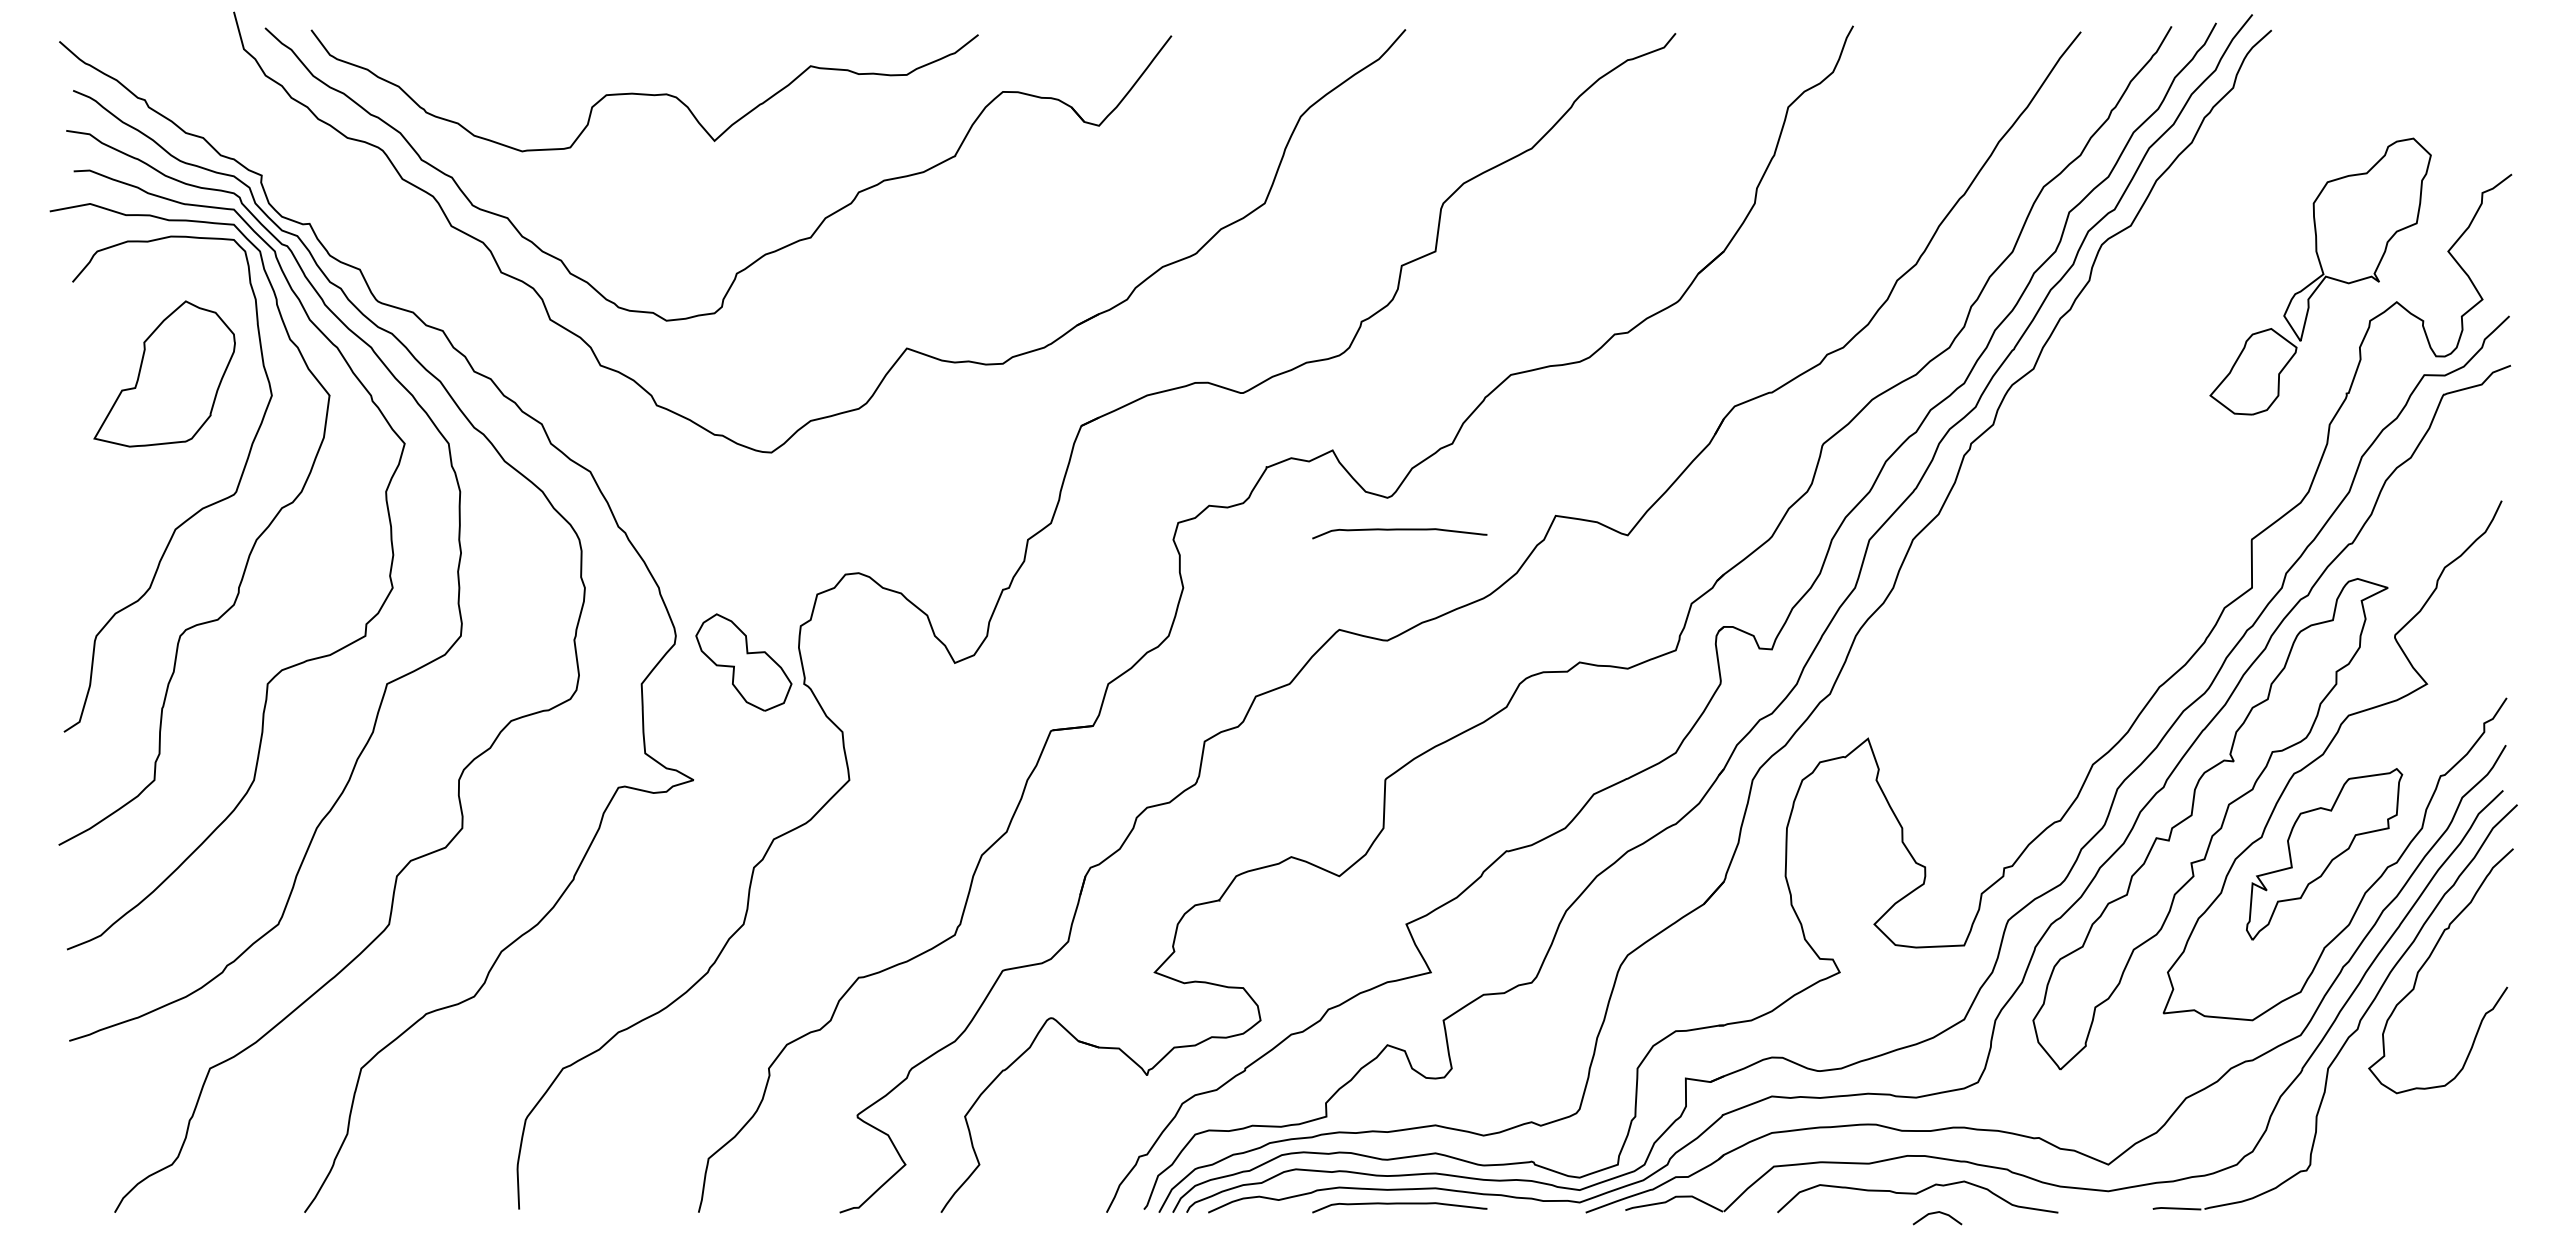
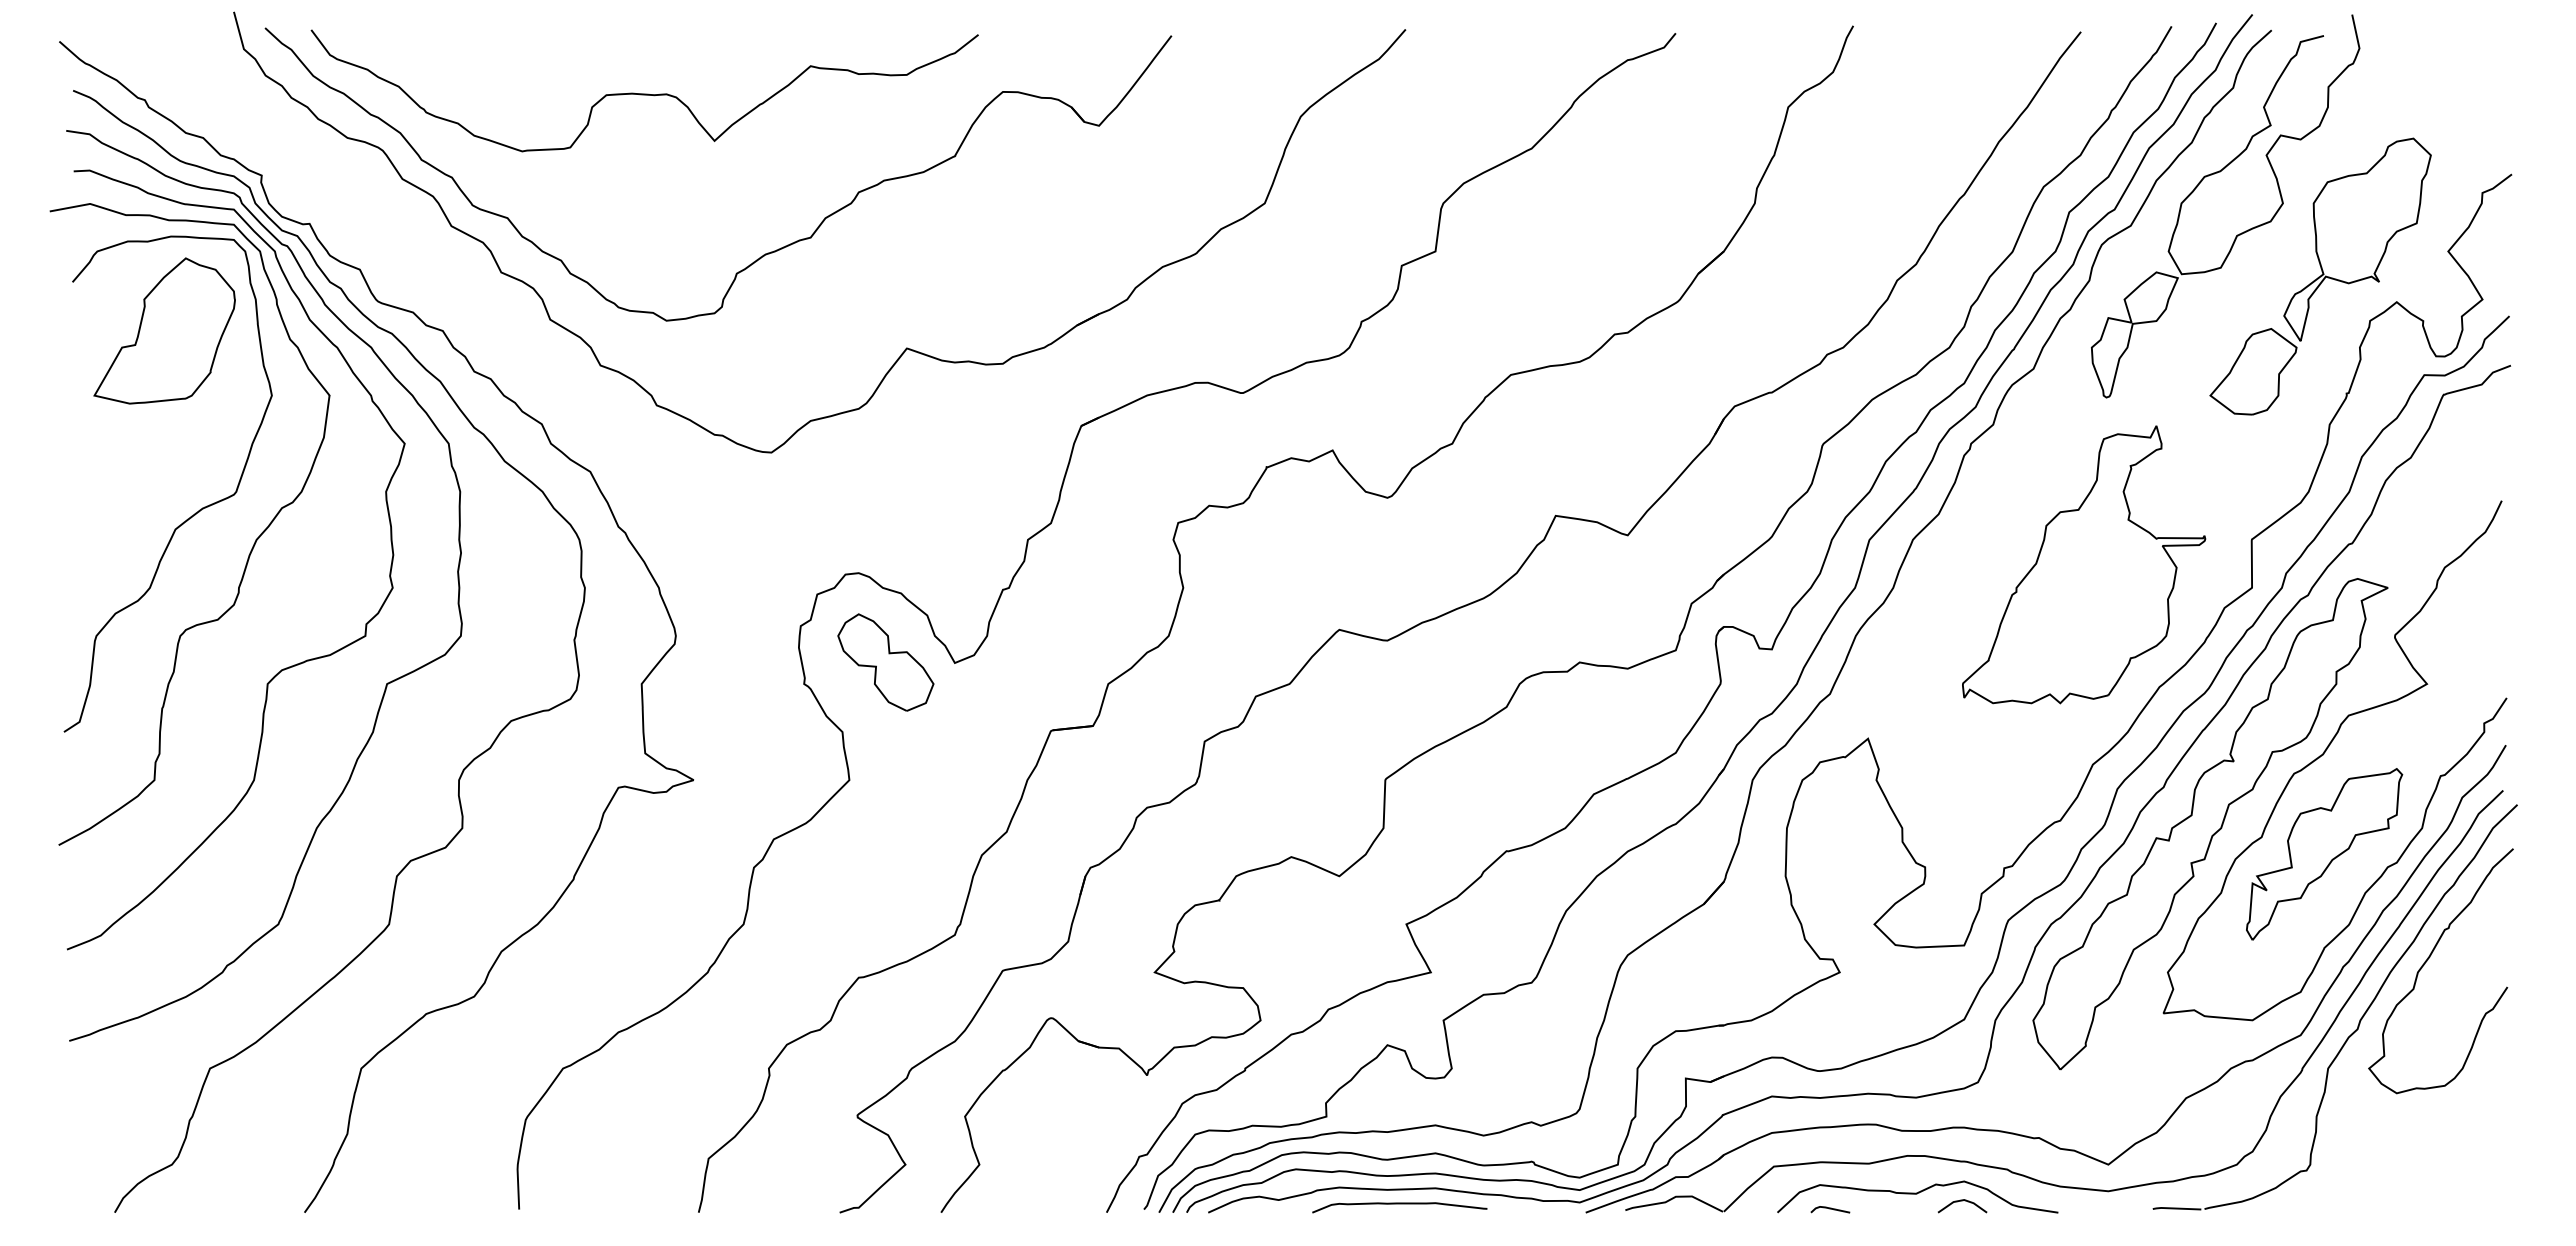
part: none -> present (2239, 233)
part position: (164, 373) -> (164, 330) (164, 330)
curve: present -> none (1399, 530)
part: none -> present (2084, 564)
part position: (743, 662) -> (885, 662) (885, 662)
line: none -> present (1830, 1209)
line position: (1937, 1213) -> (1962, 1201) (1962, 1201)
